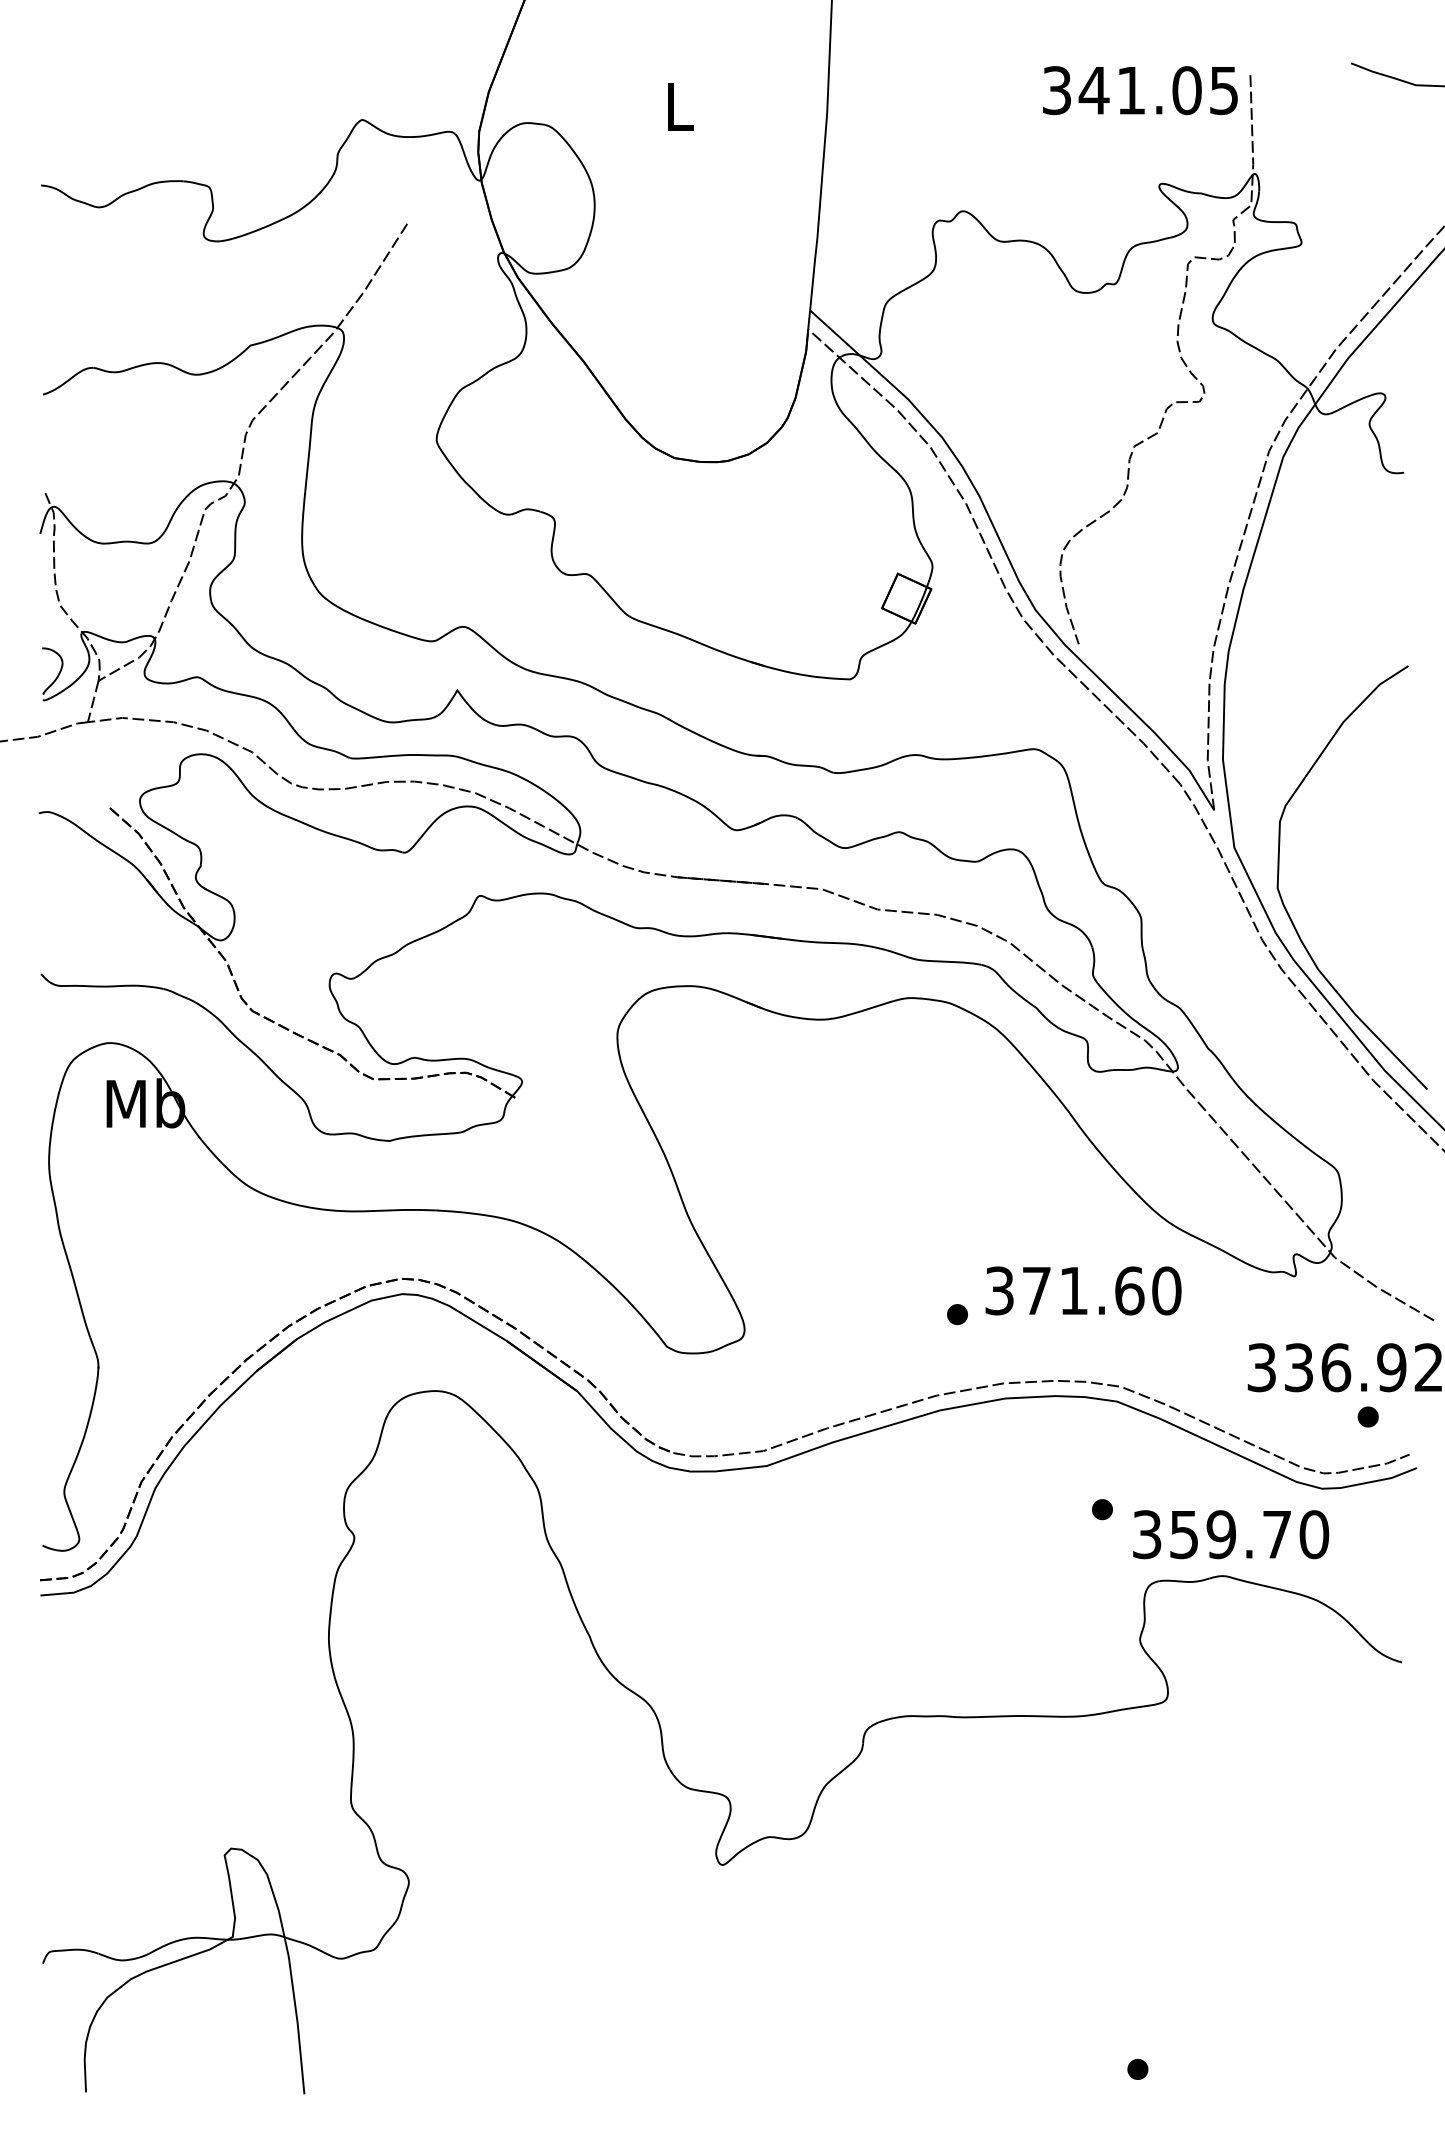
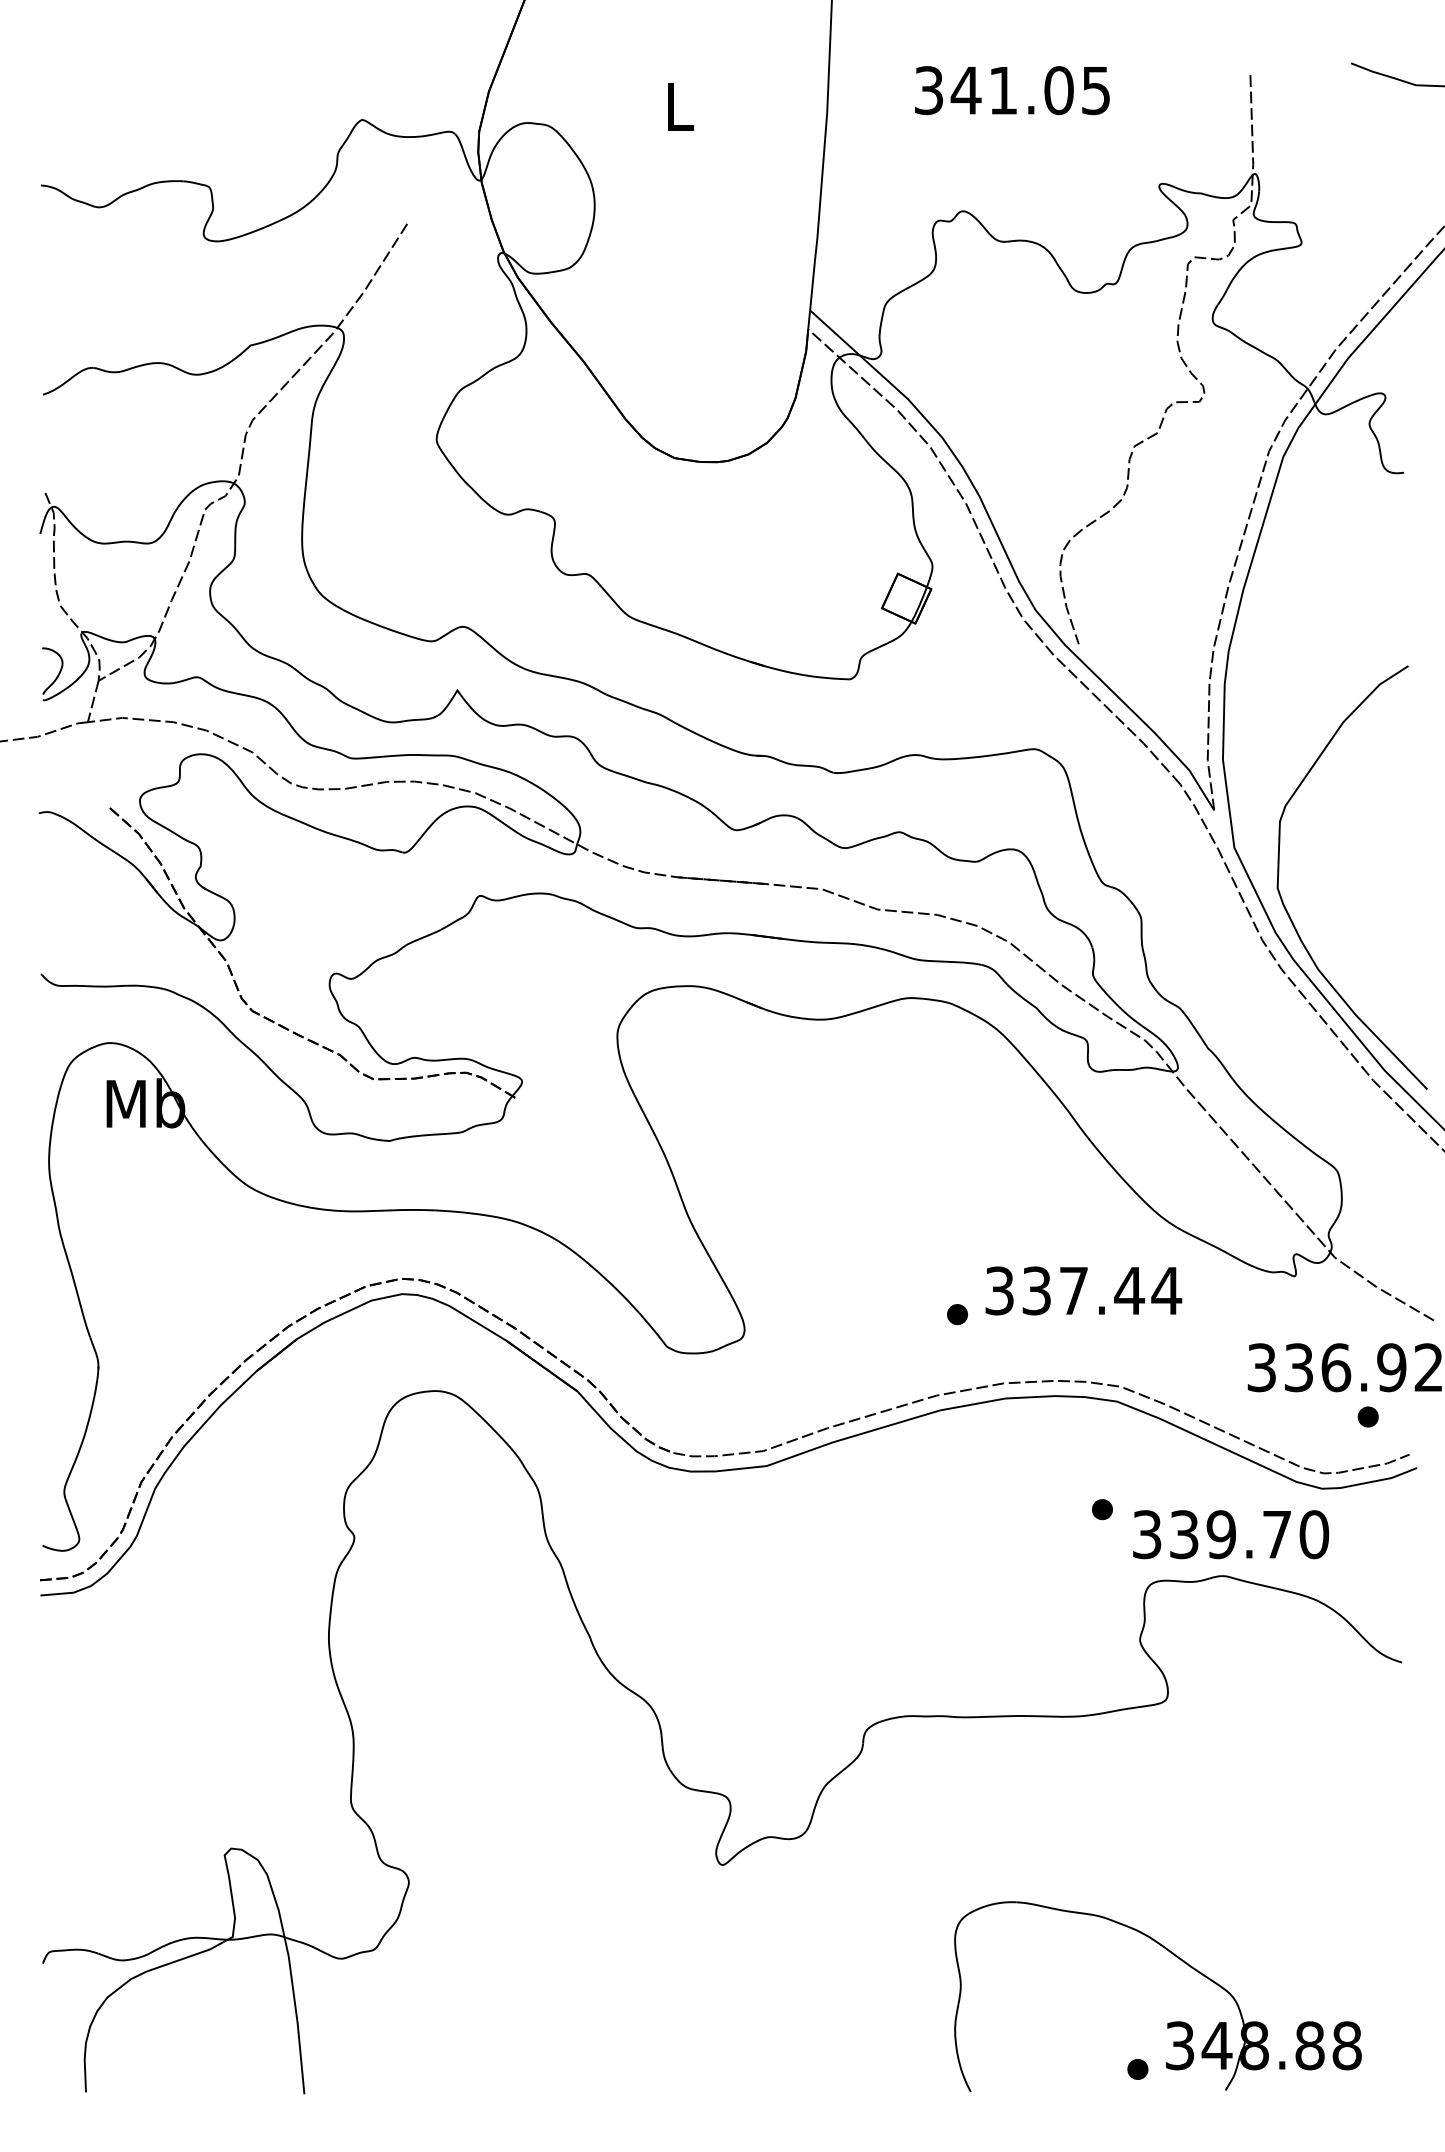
text position: (1140, 90) -> (1012, 90) (1012, 90)
text: 371.60 -> 337.44 (1102, 1290)
text: 359.70 -> 339.70 (1184, 1534)
part: none -> present (1169, 2022)
